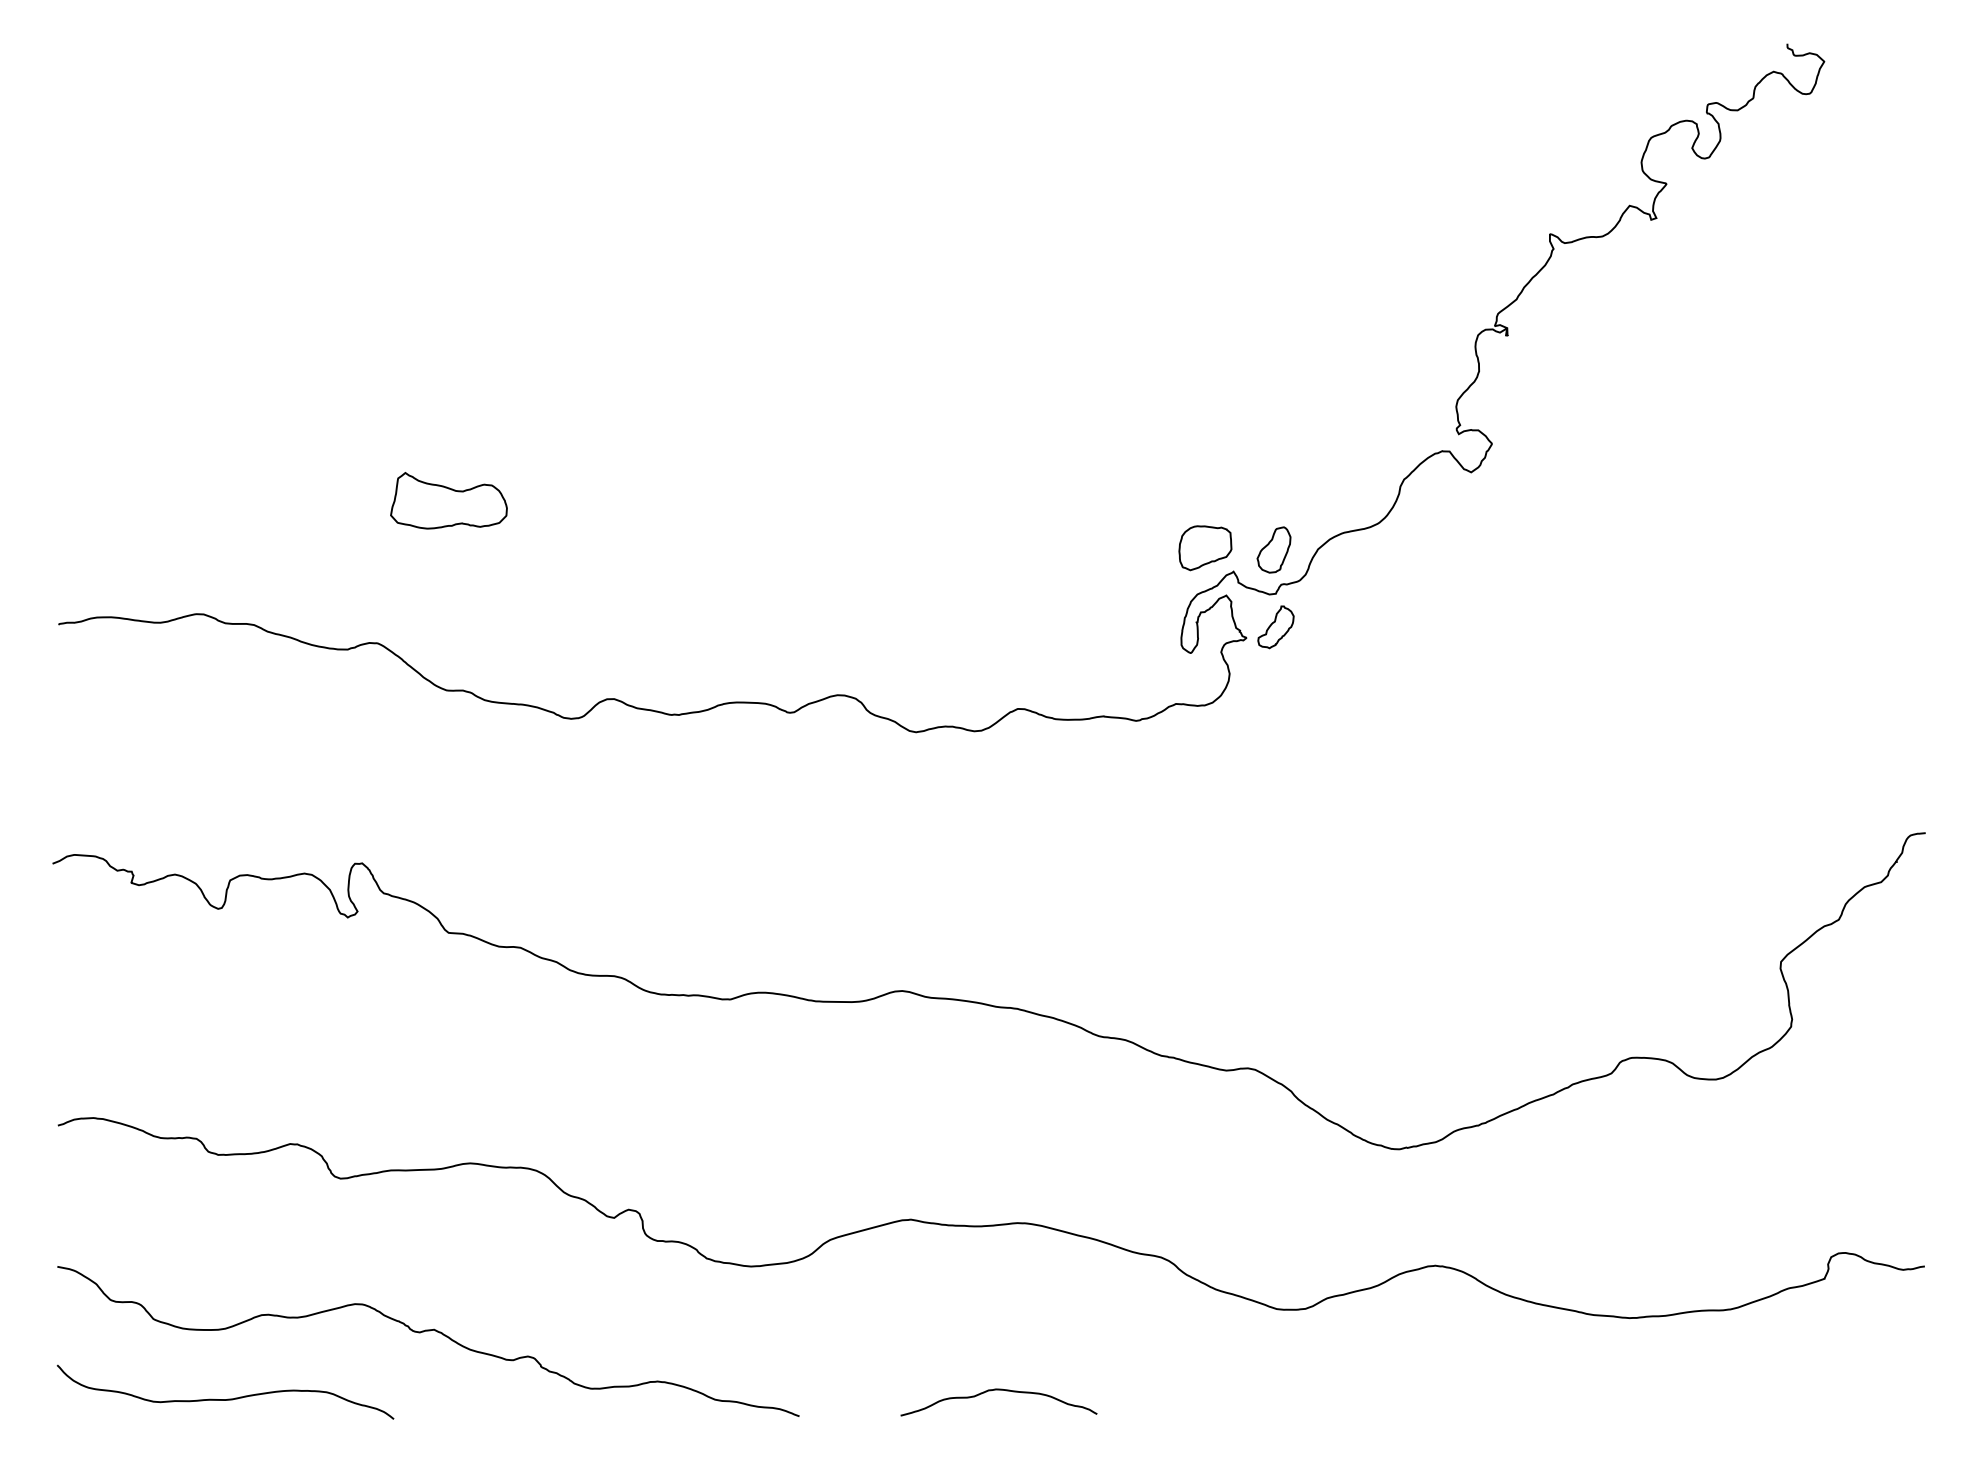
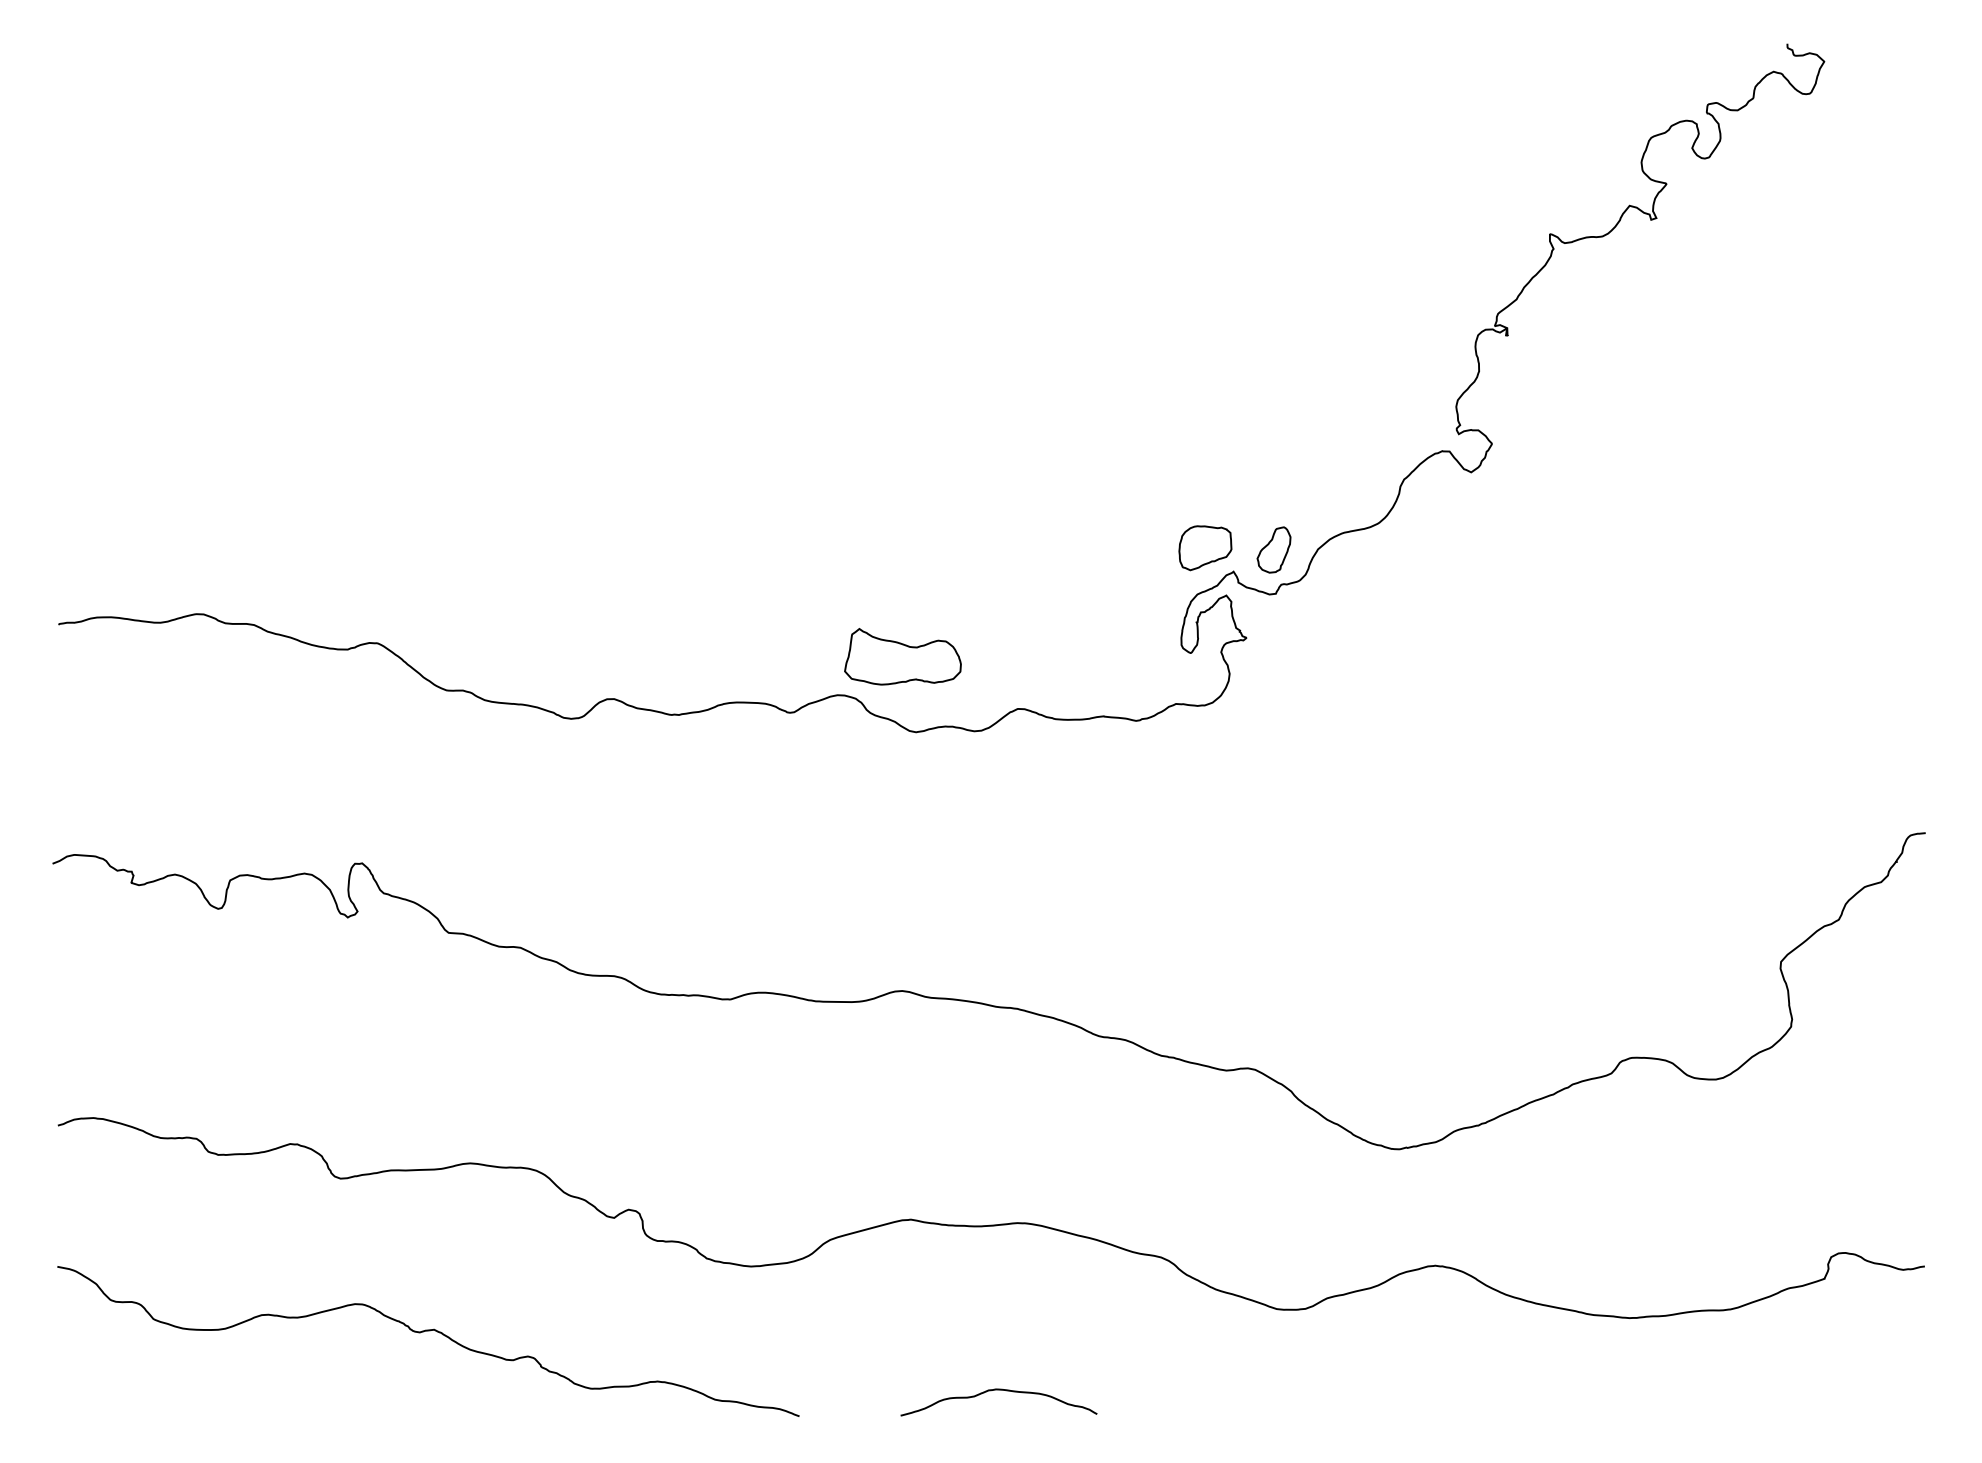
part position: (448, 500) -> (902, 656) (902, 656)
part: present -> none (1275, 627)
curve: present -> none (228, 1398)
